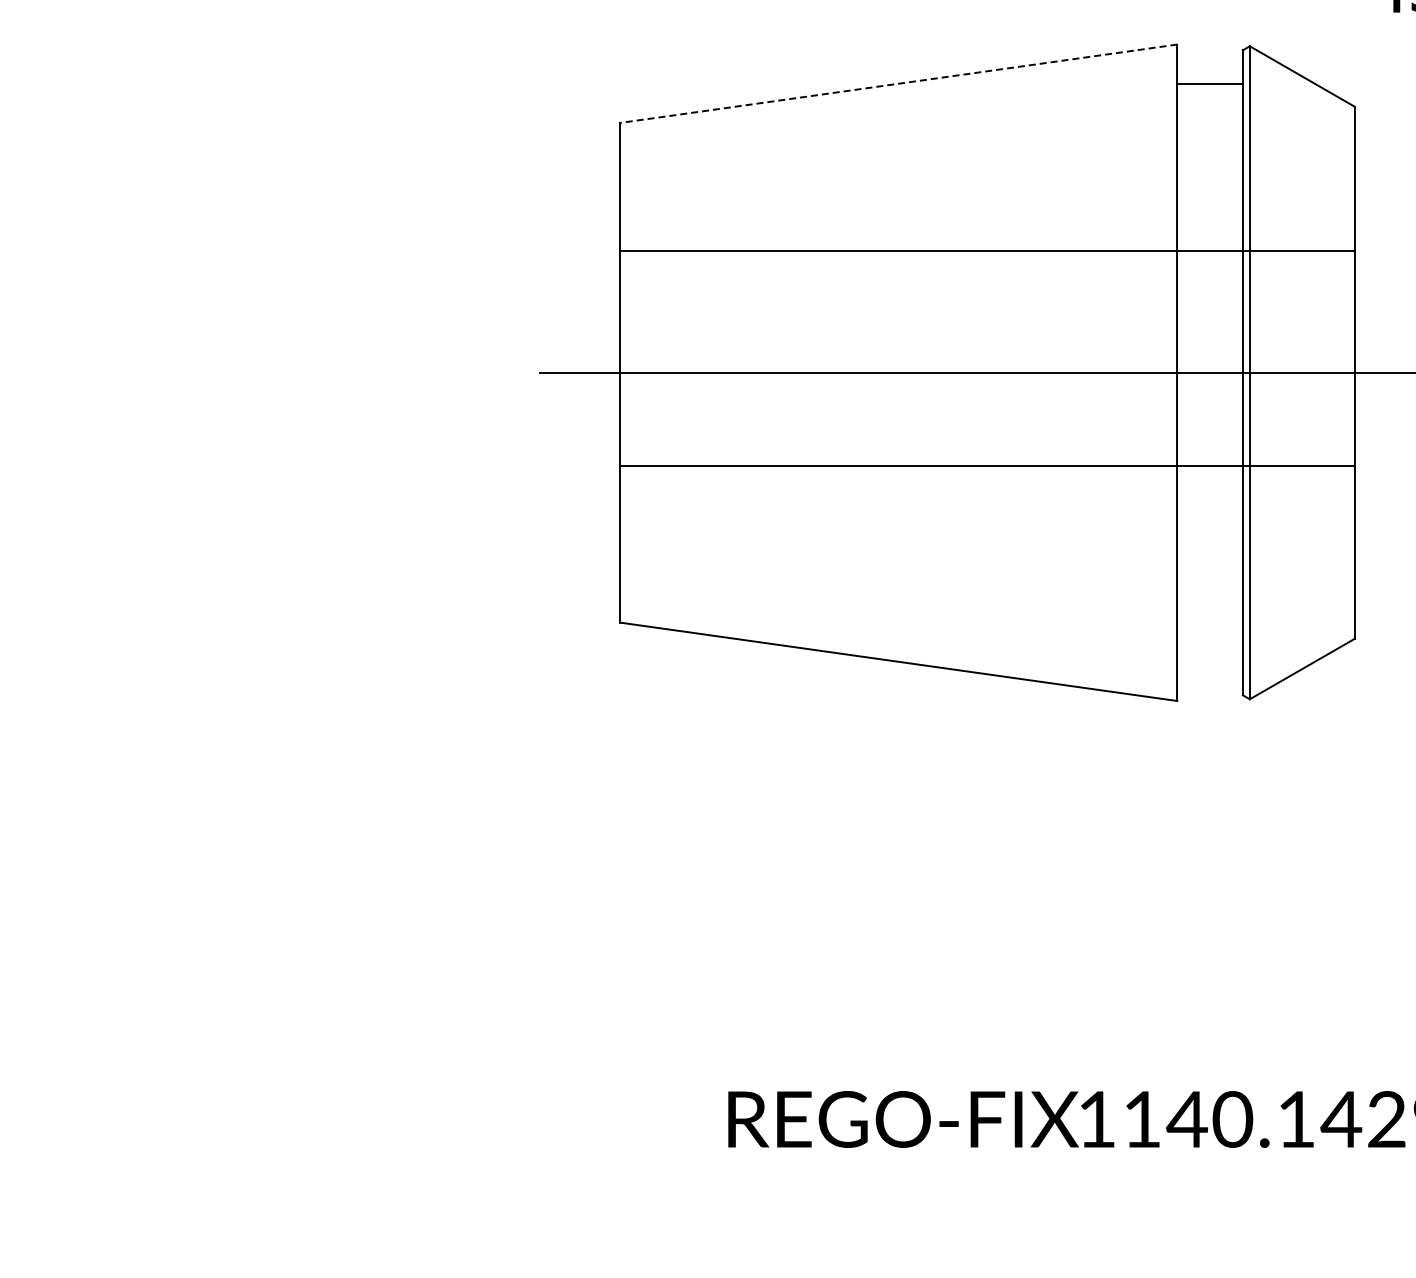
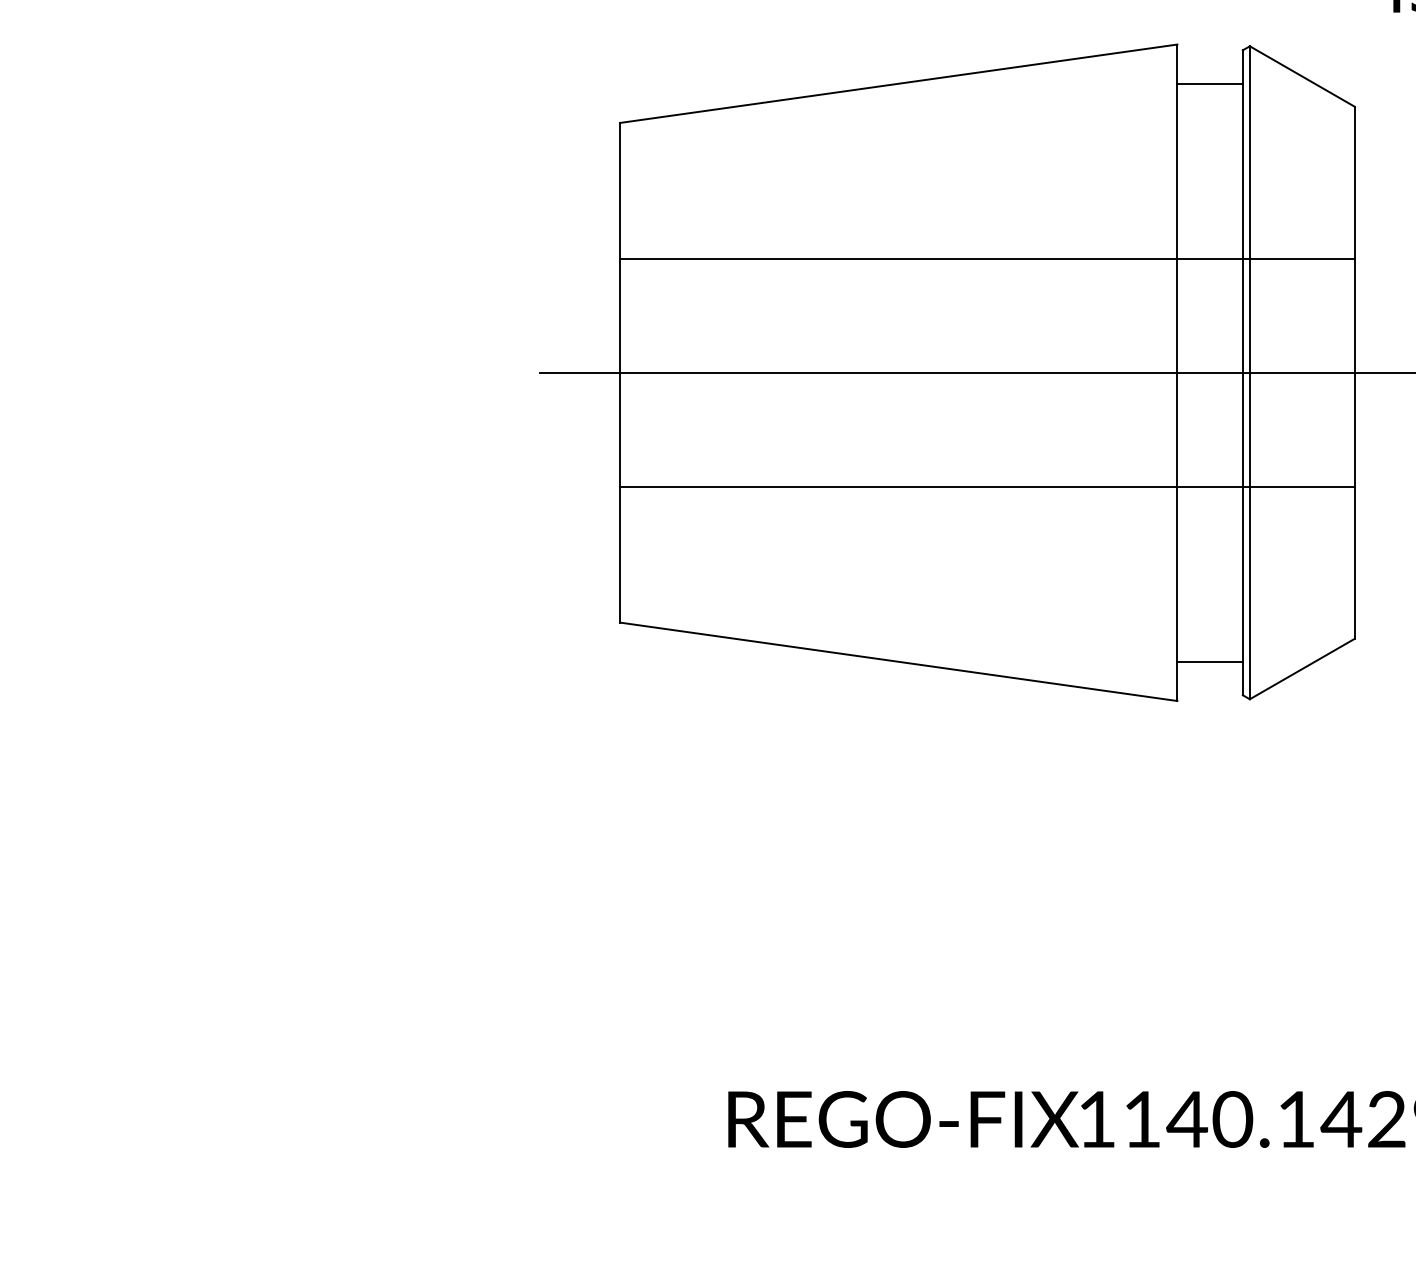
line: dashed -> solid (898, 83)
line position: (986, 250) -> (986, 258) (986, 258)
line position: (986, 465) -> (986, 486) (986, 486)
line: none -> present (1209, 661)
